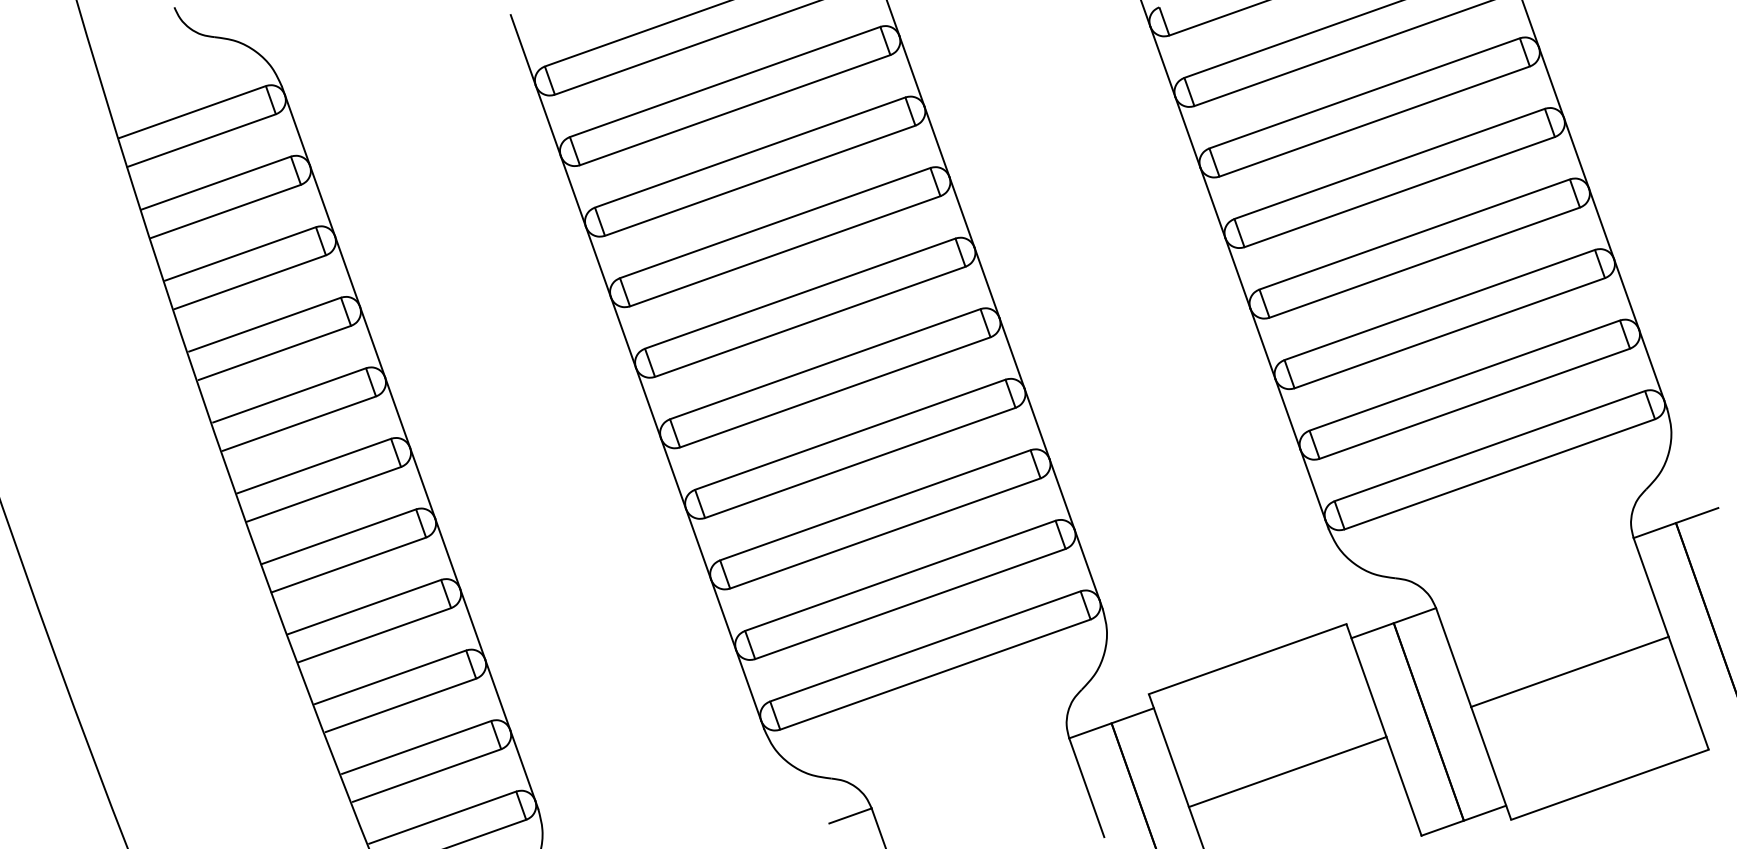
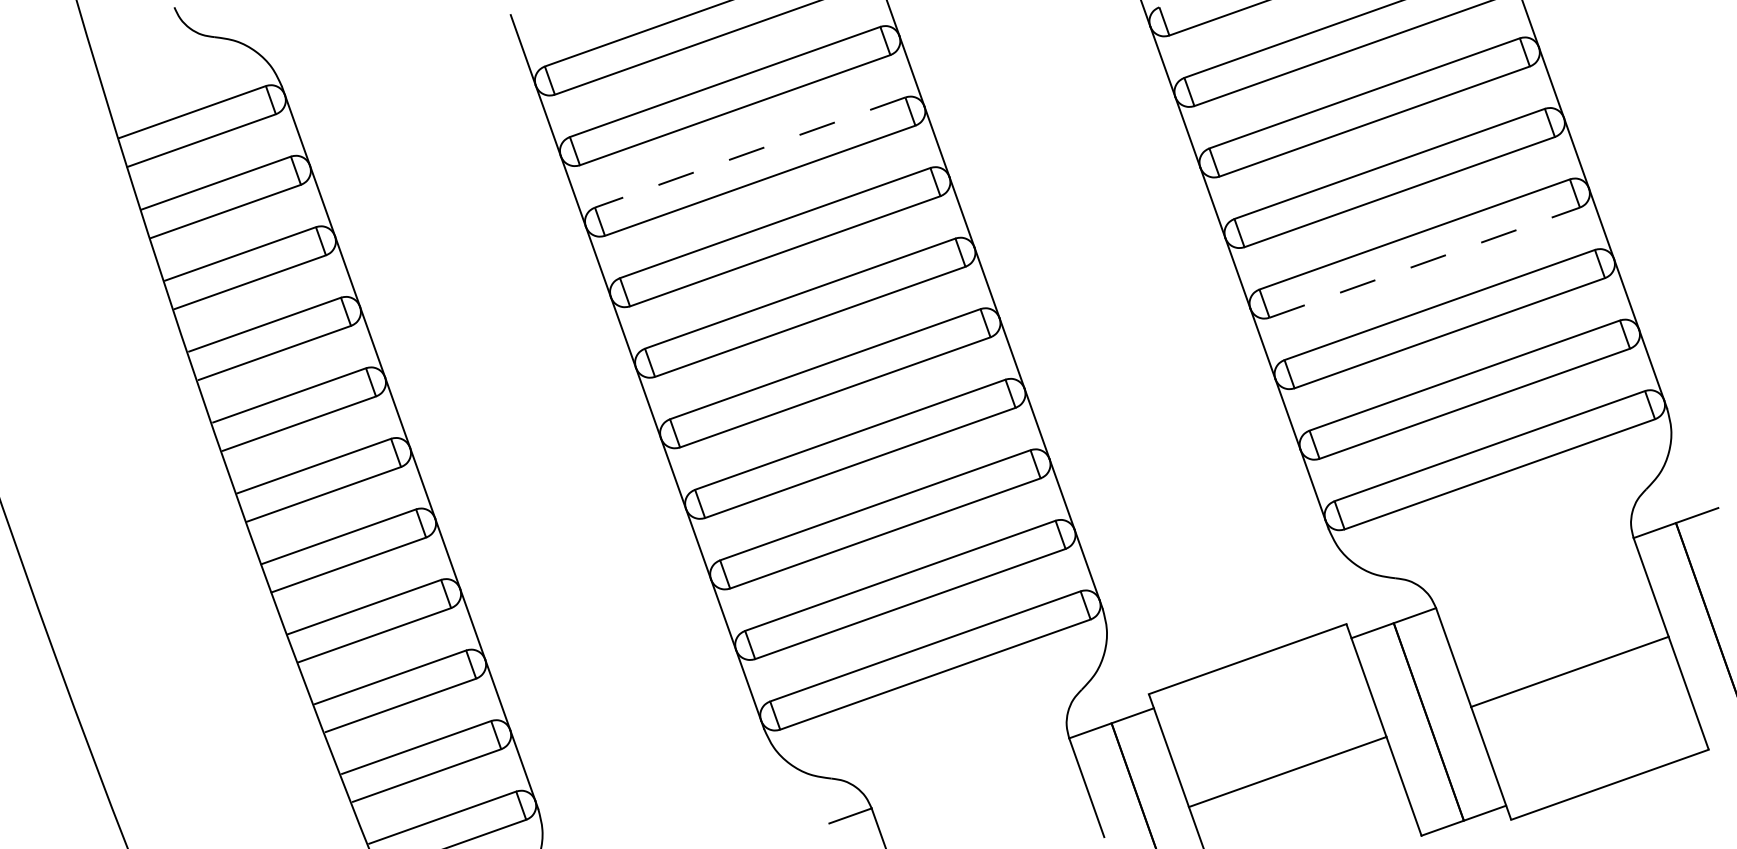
line: solid -> dashed (750, 152)
line: solid -> dashed (1424, 262)
